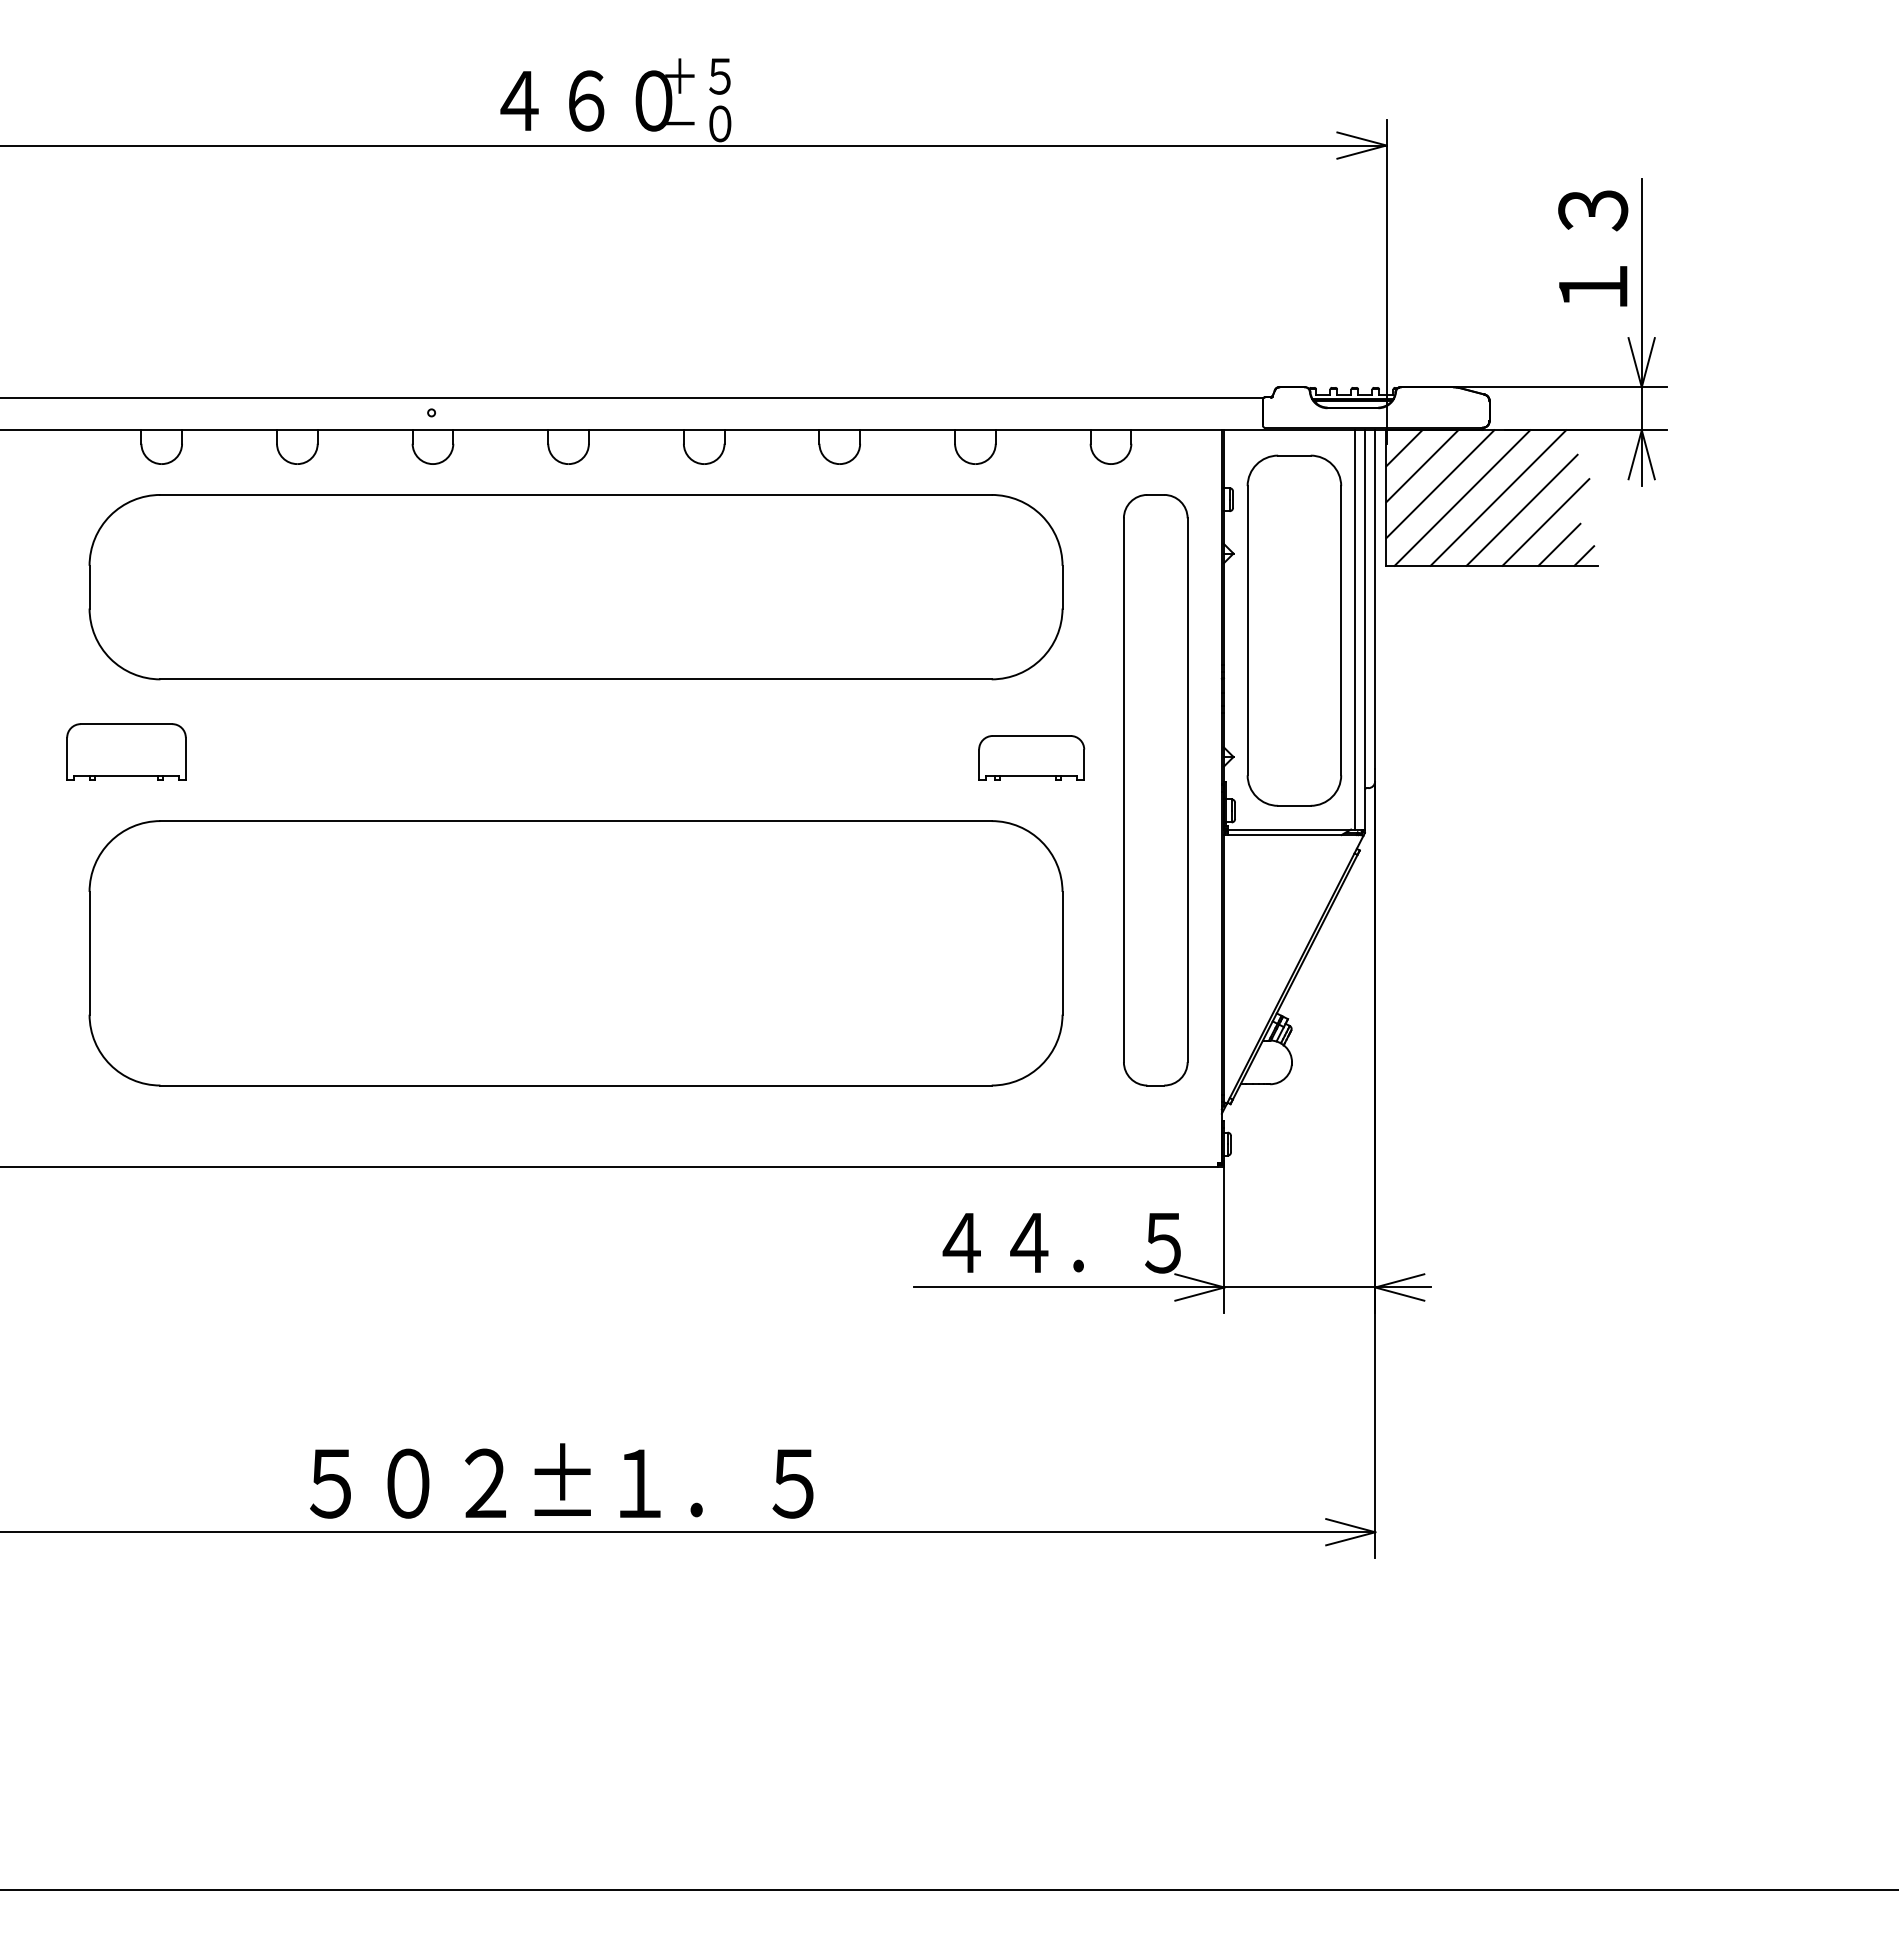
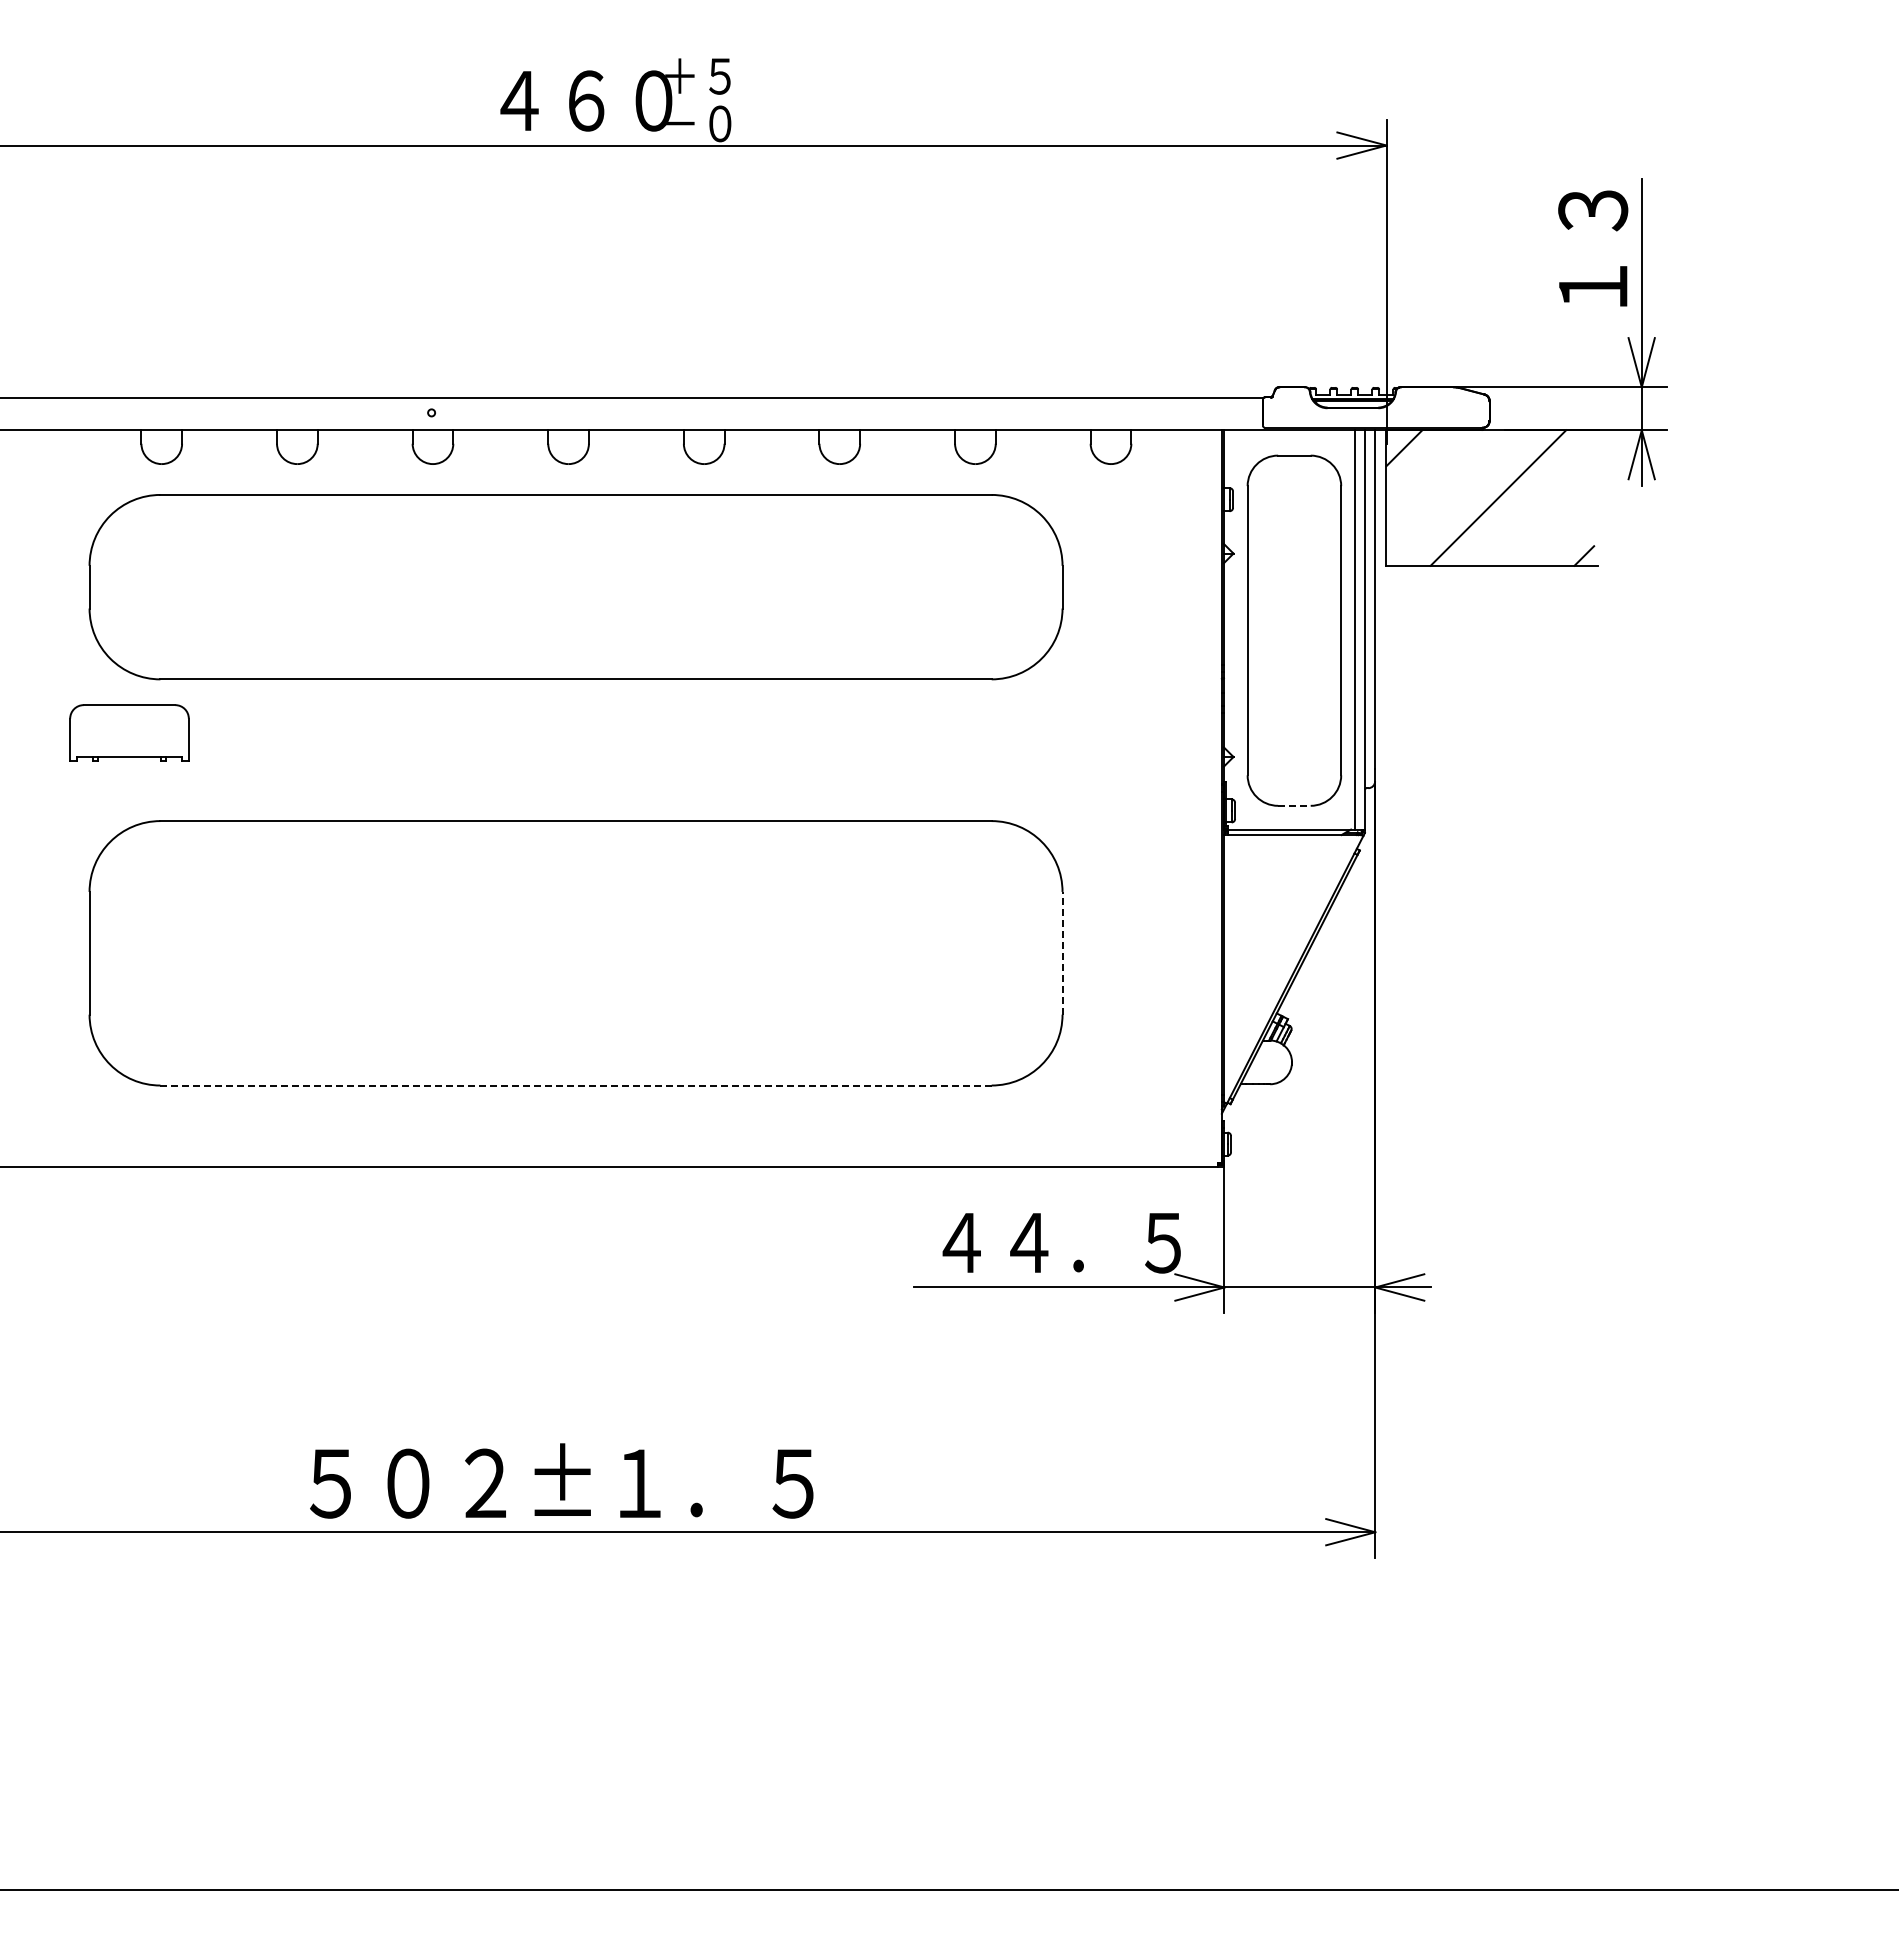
line: present -> none (1422, 466)
line: present -> none (1440, 484)
line: present -> none (1462, 497)
line: present -> none (1521, 509)
line: present -> none (1545, 522)
line: present -> none (1559, 544)
part position: (126, 751) -> (129, 732) (129, 732)
part: present -> none (1031, 757)
part: present -> none (1155, 790)
line: solid -> dashed (1294, 805)
line: solid -> dashed (1062, 952)
line: solid -> dashed (576, 1085)
